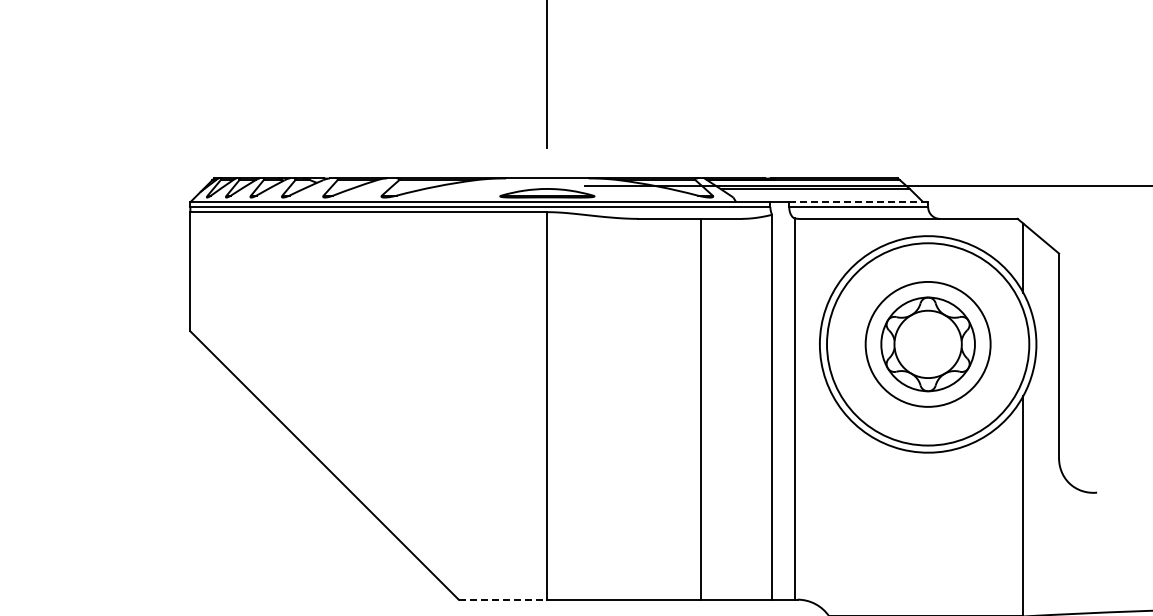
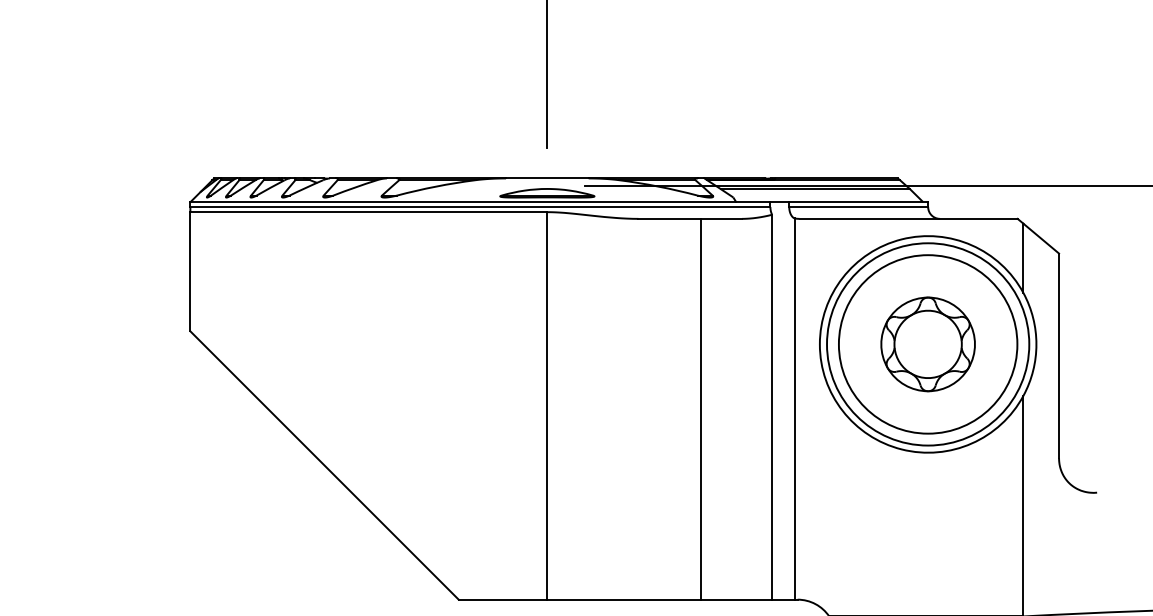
line: dashed -> solid (858, 202)
circle diameter: 125 px -> 178 px (927, 344)
line: dashed -> solid (503, 599)
